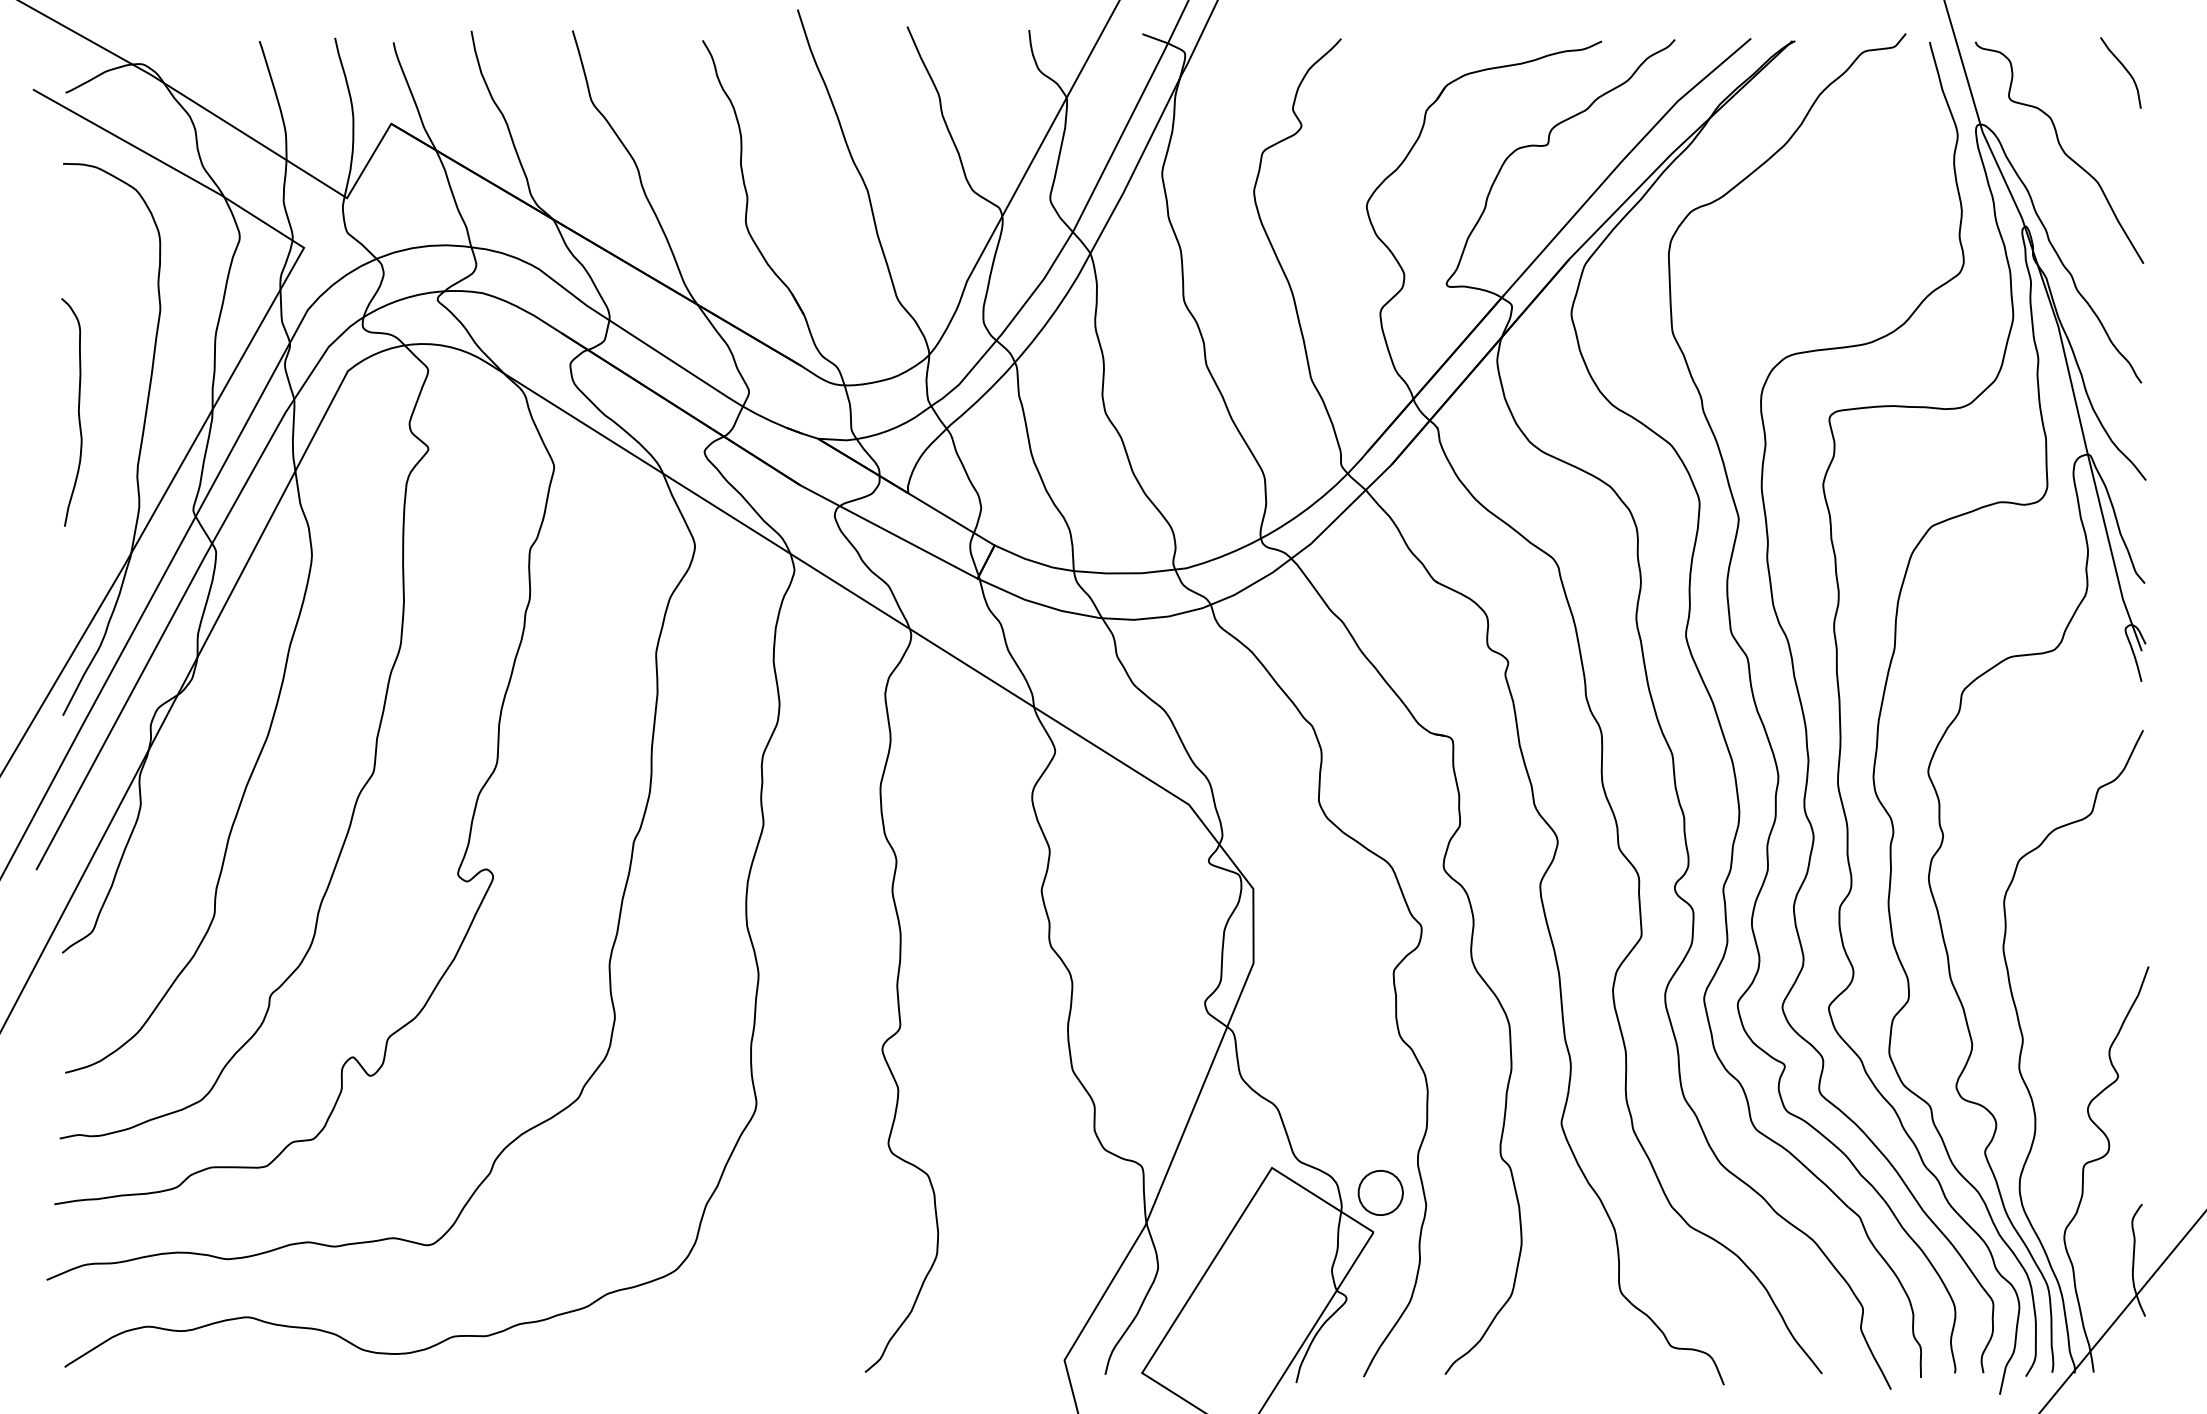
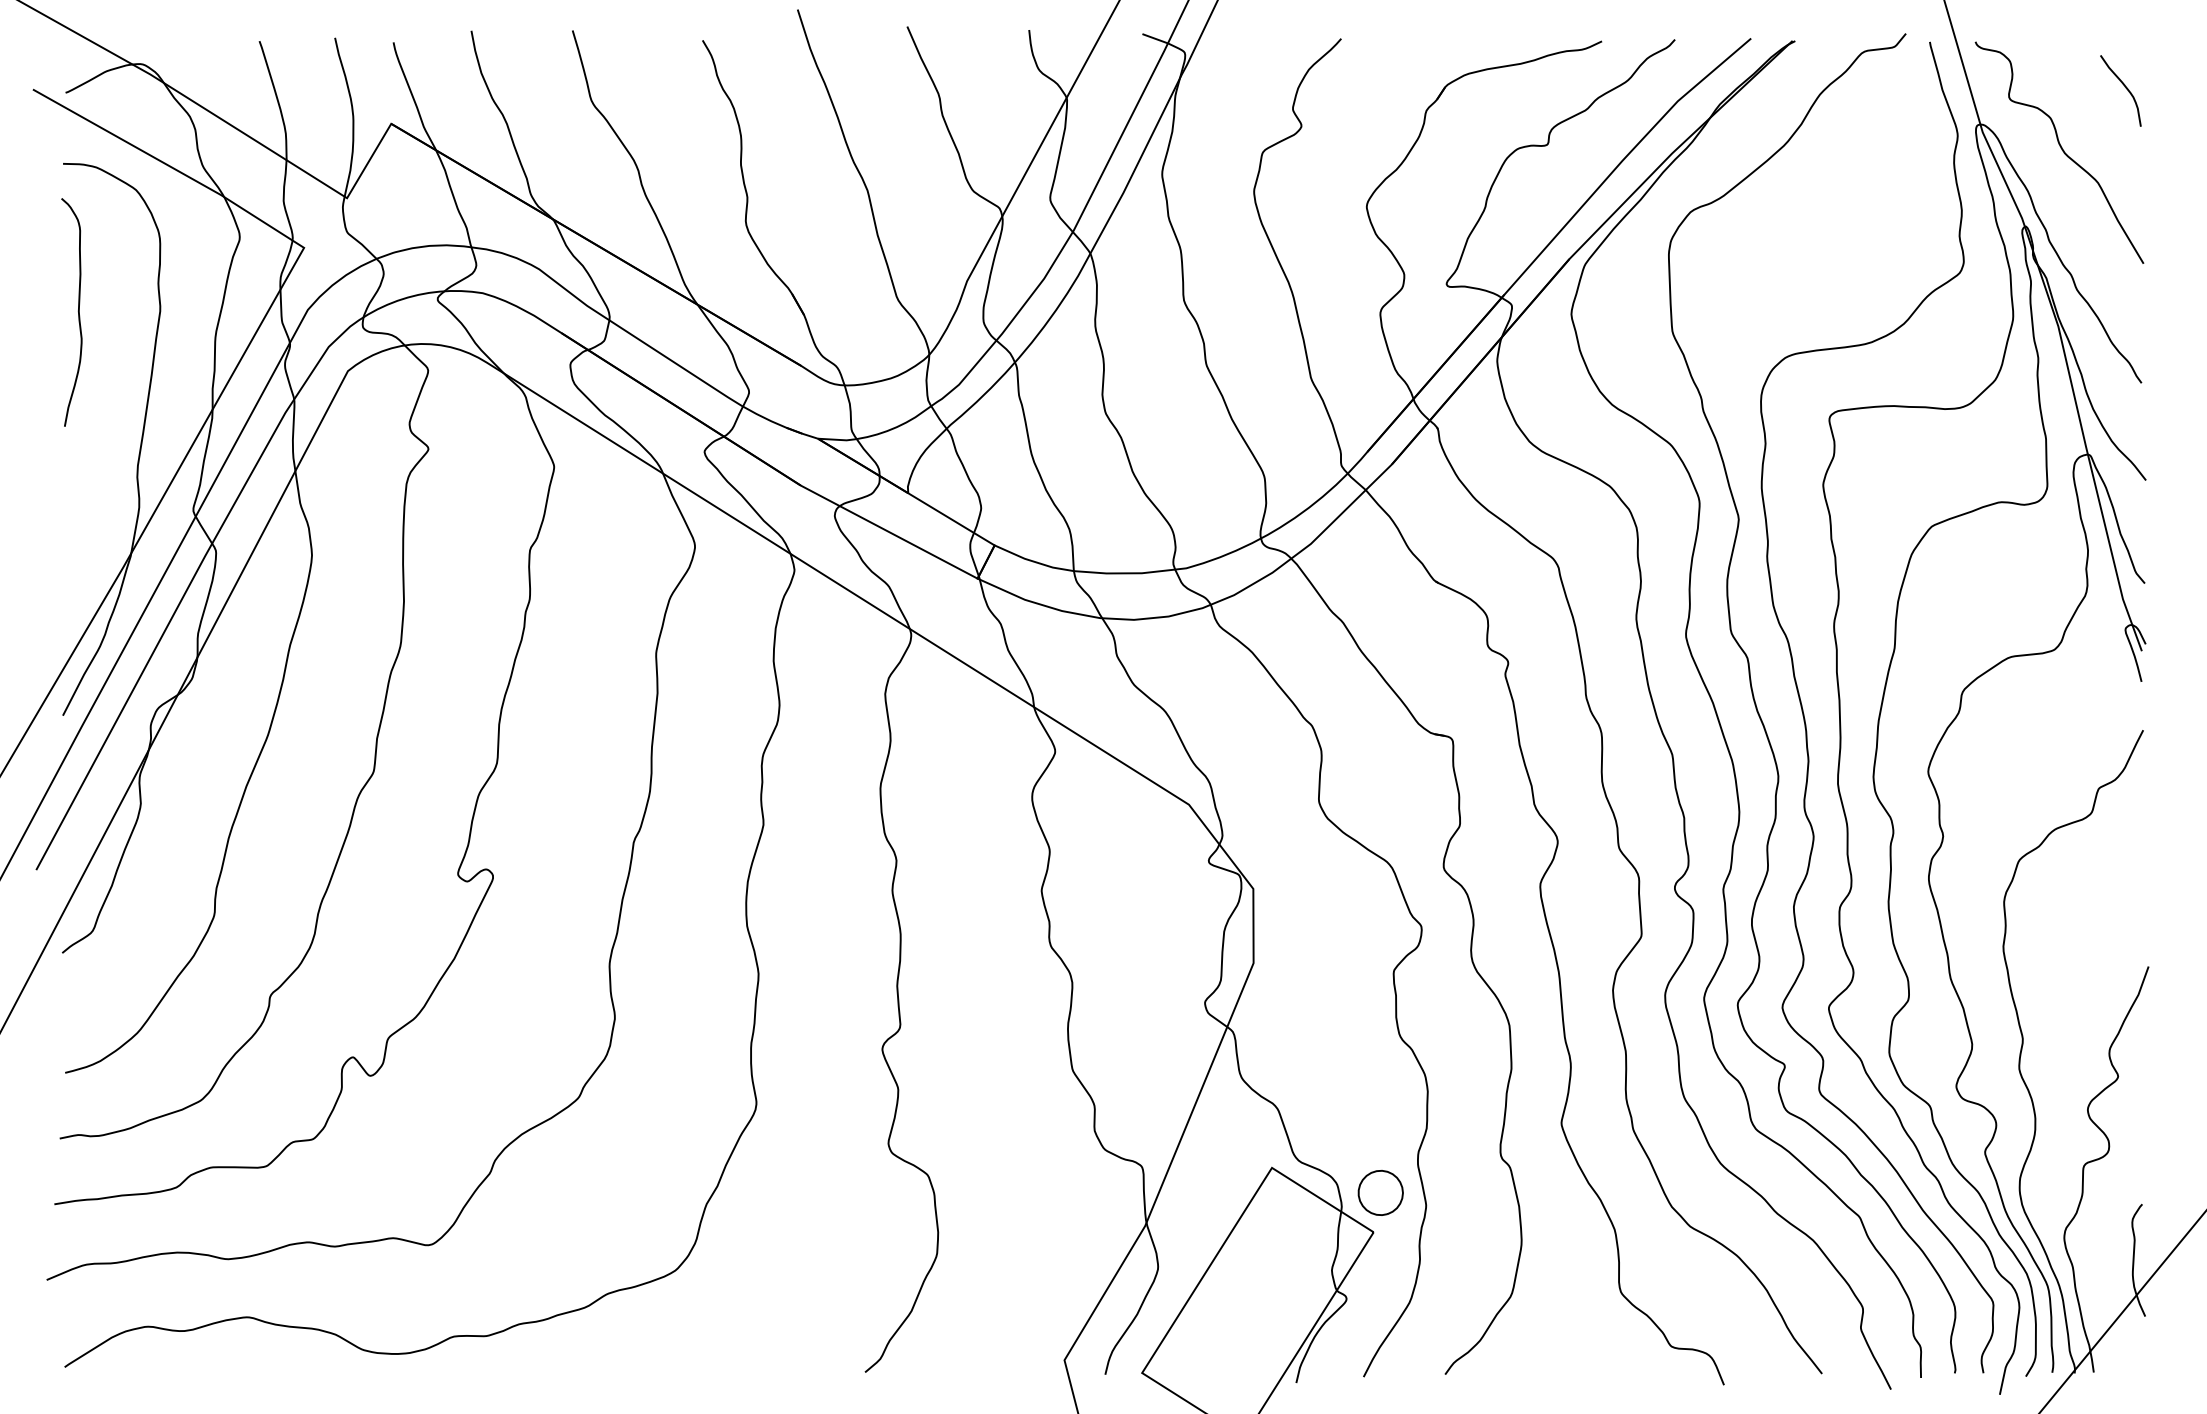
curve position: (2125, 70) -> (2125, 88) (2125, 88)
curve position: (77, 411) -> (77, 311) (77, 311)
